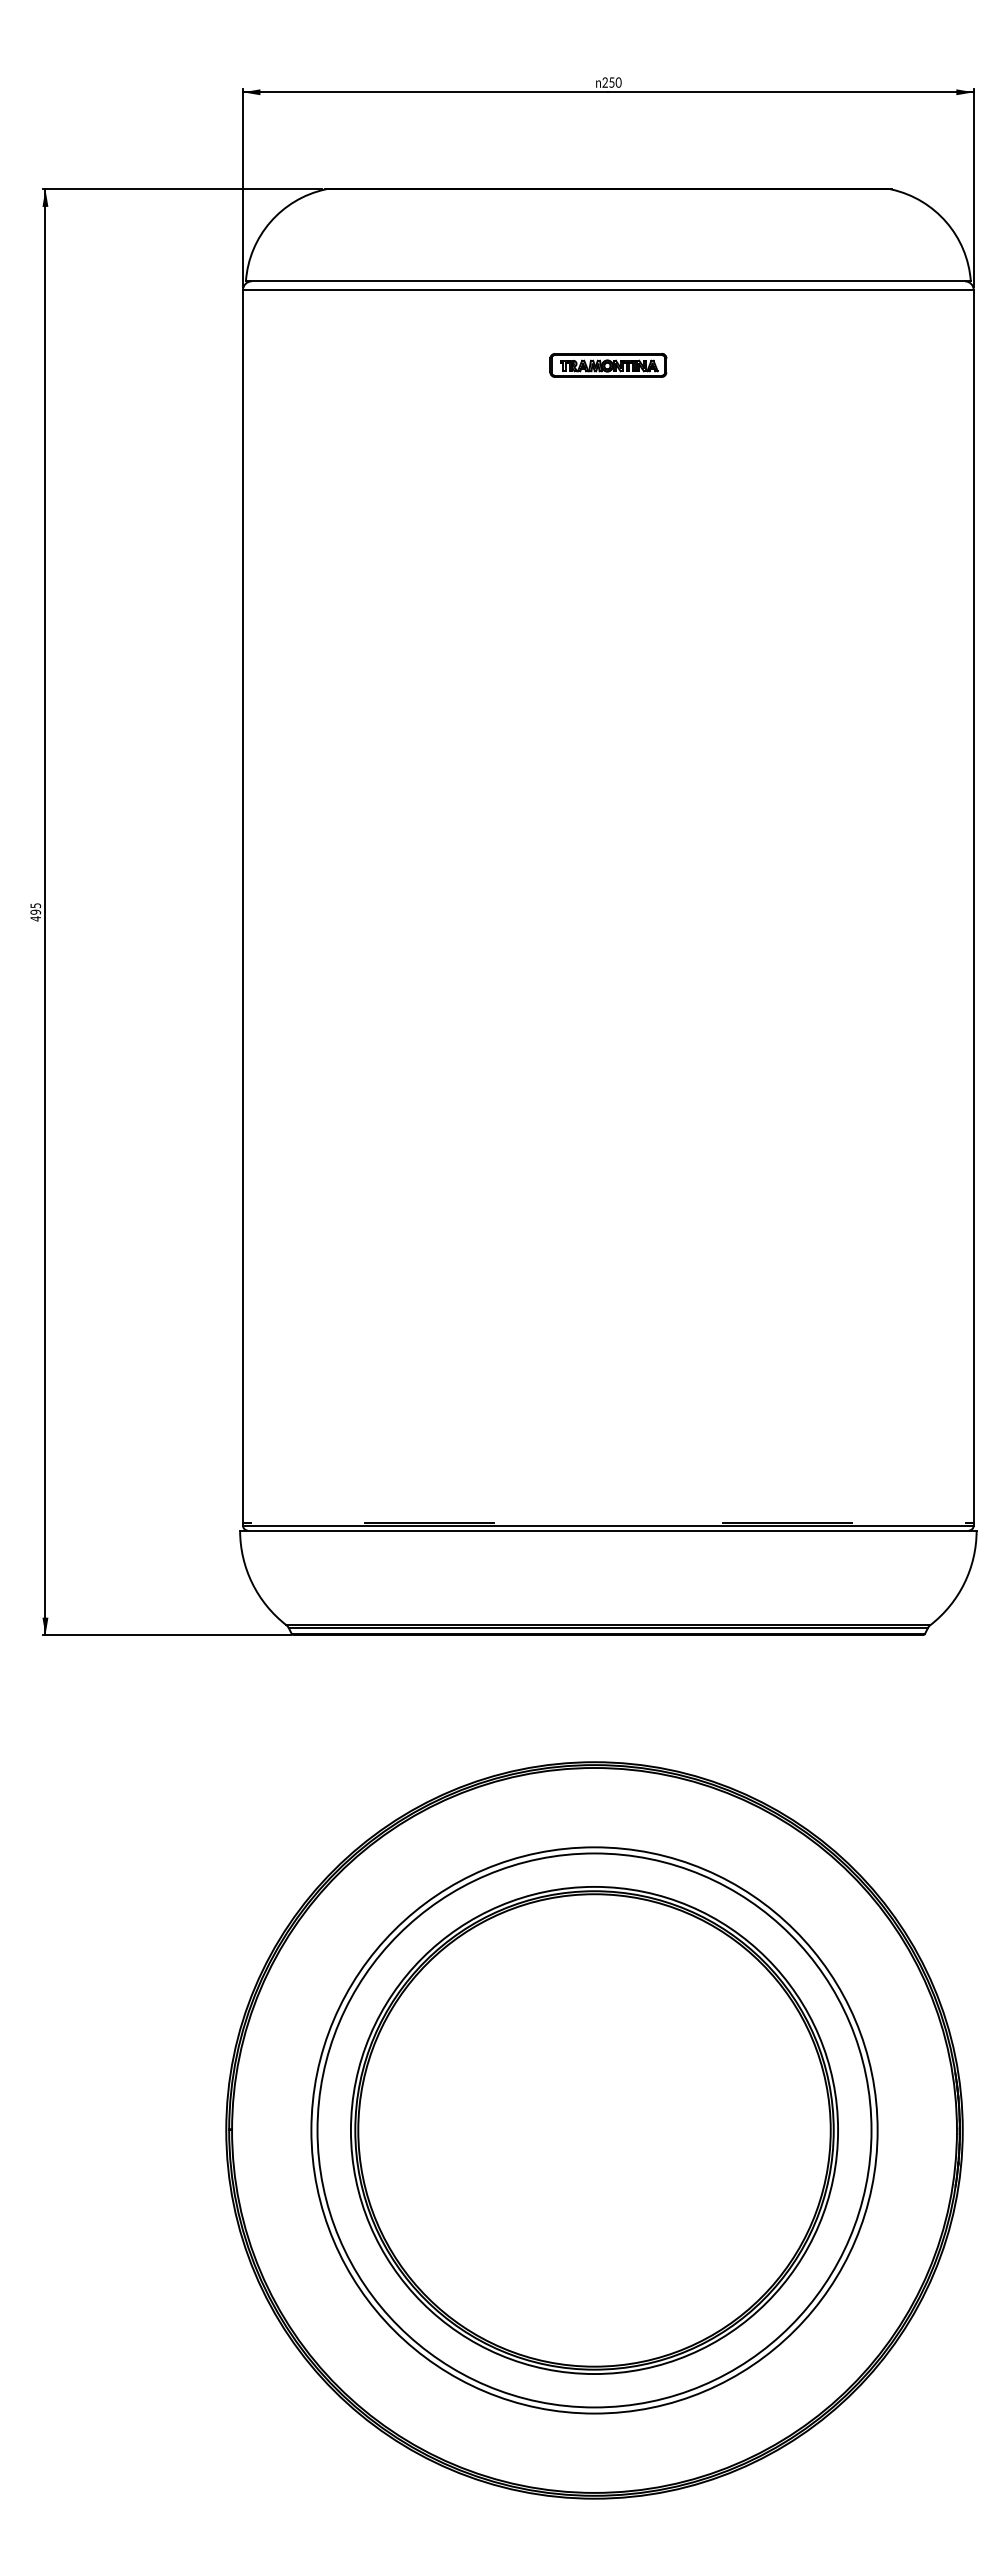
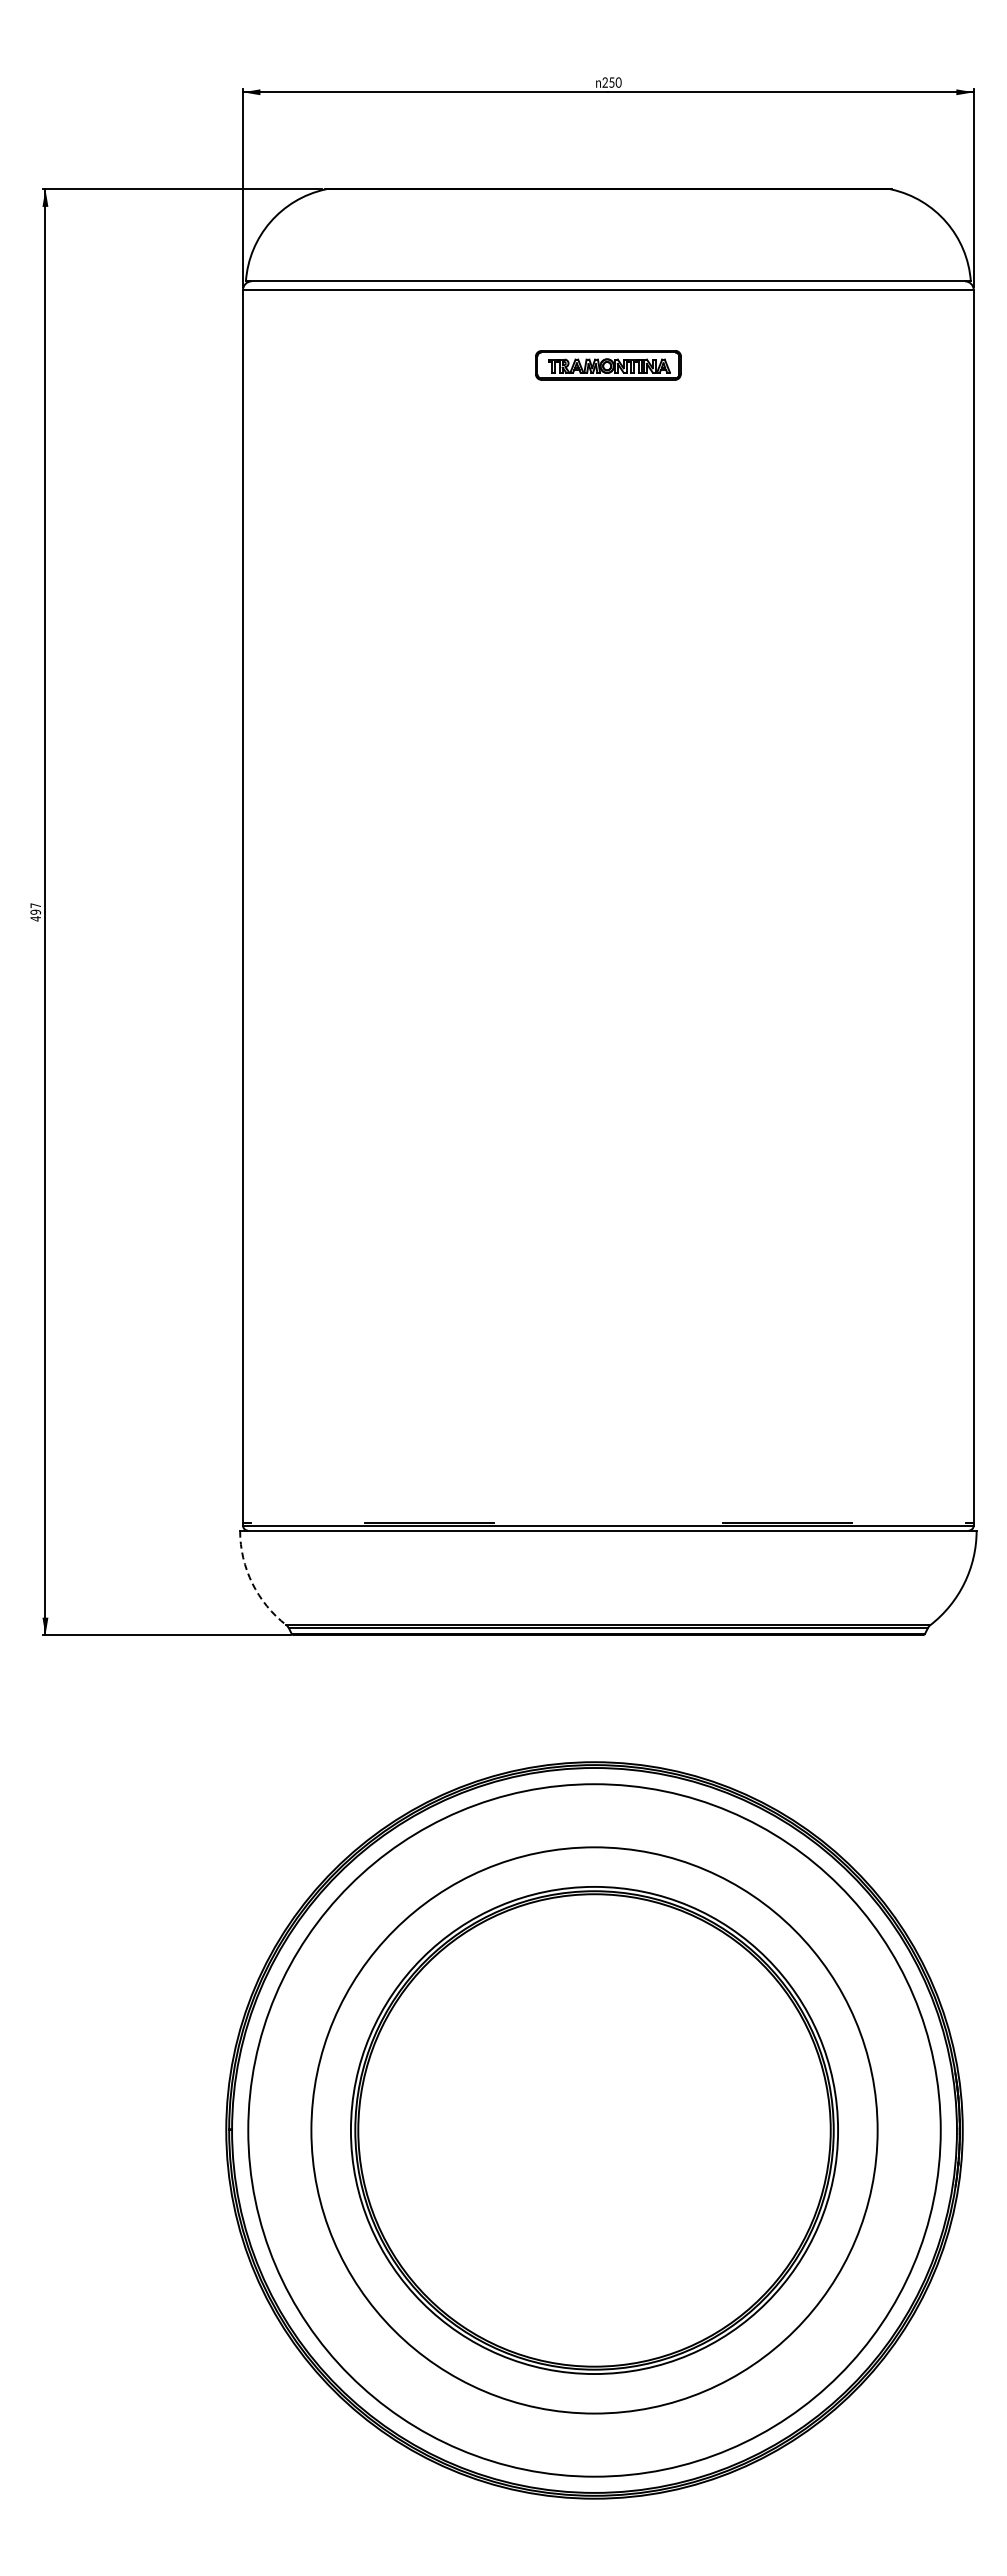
part size: 119x25 px -> 147x31 px (608, 365)
text: 495 -> 497 (35, 905)
arc: solid -> dashed (252, 1583)
circle diameter: 554 px -> 692 px (594, 2130)
